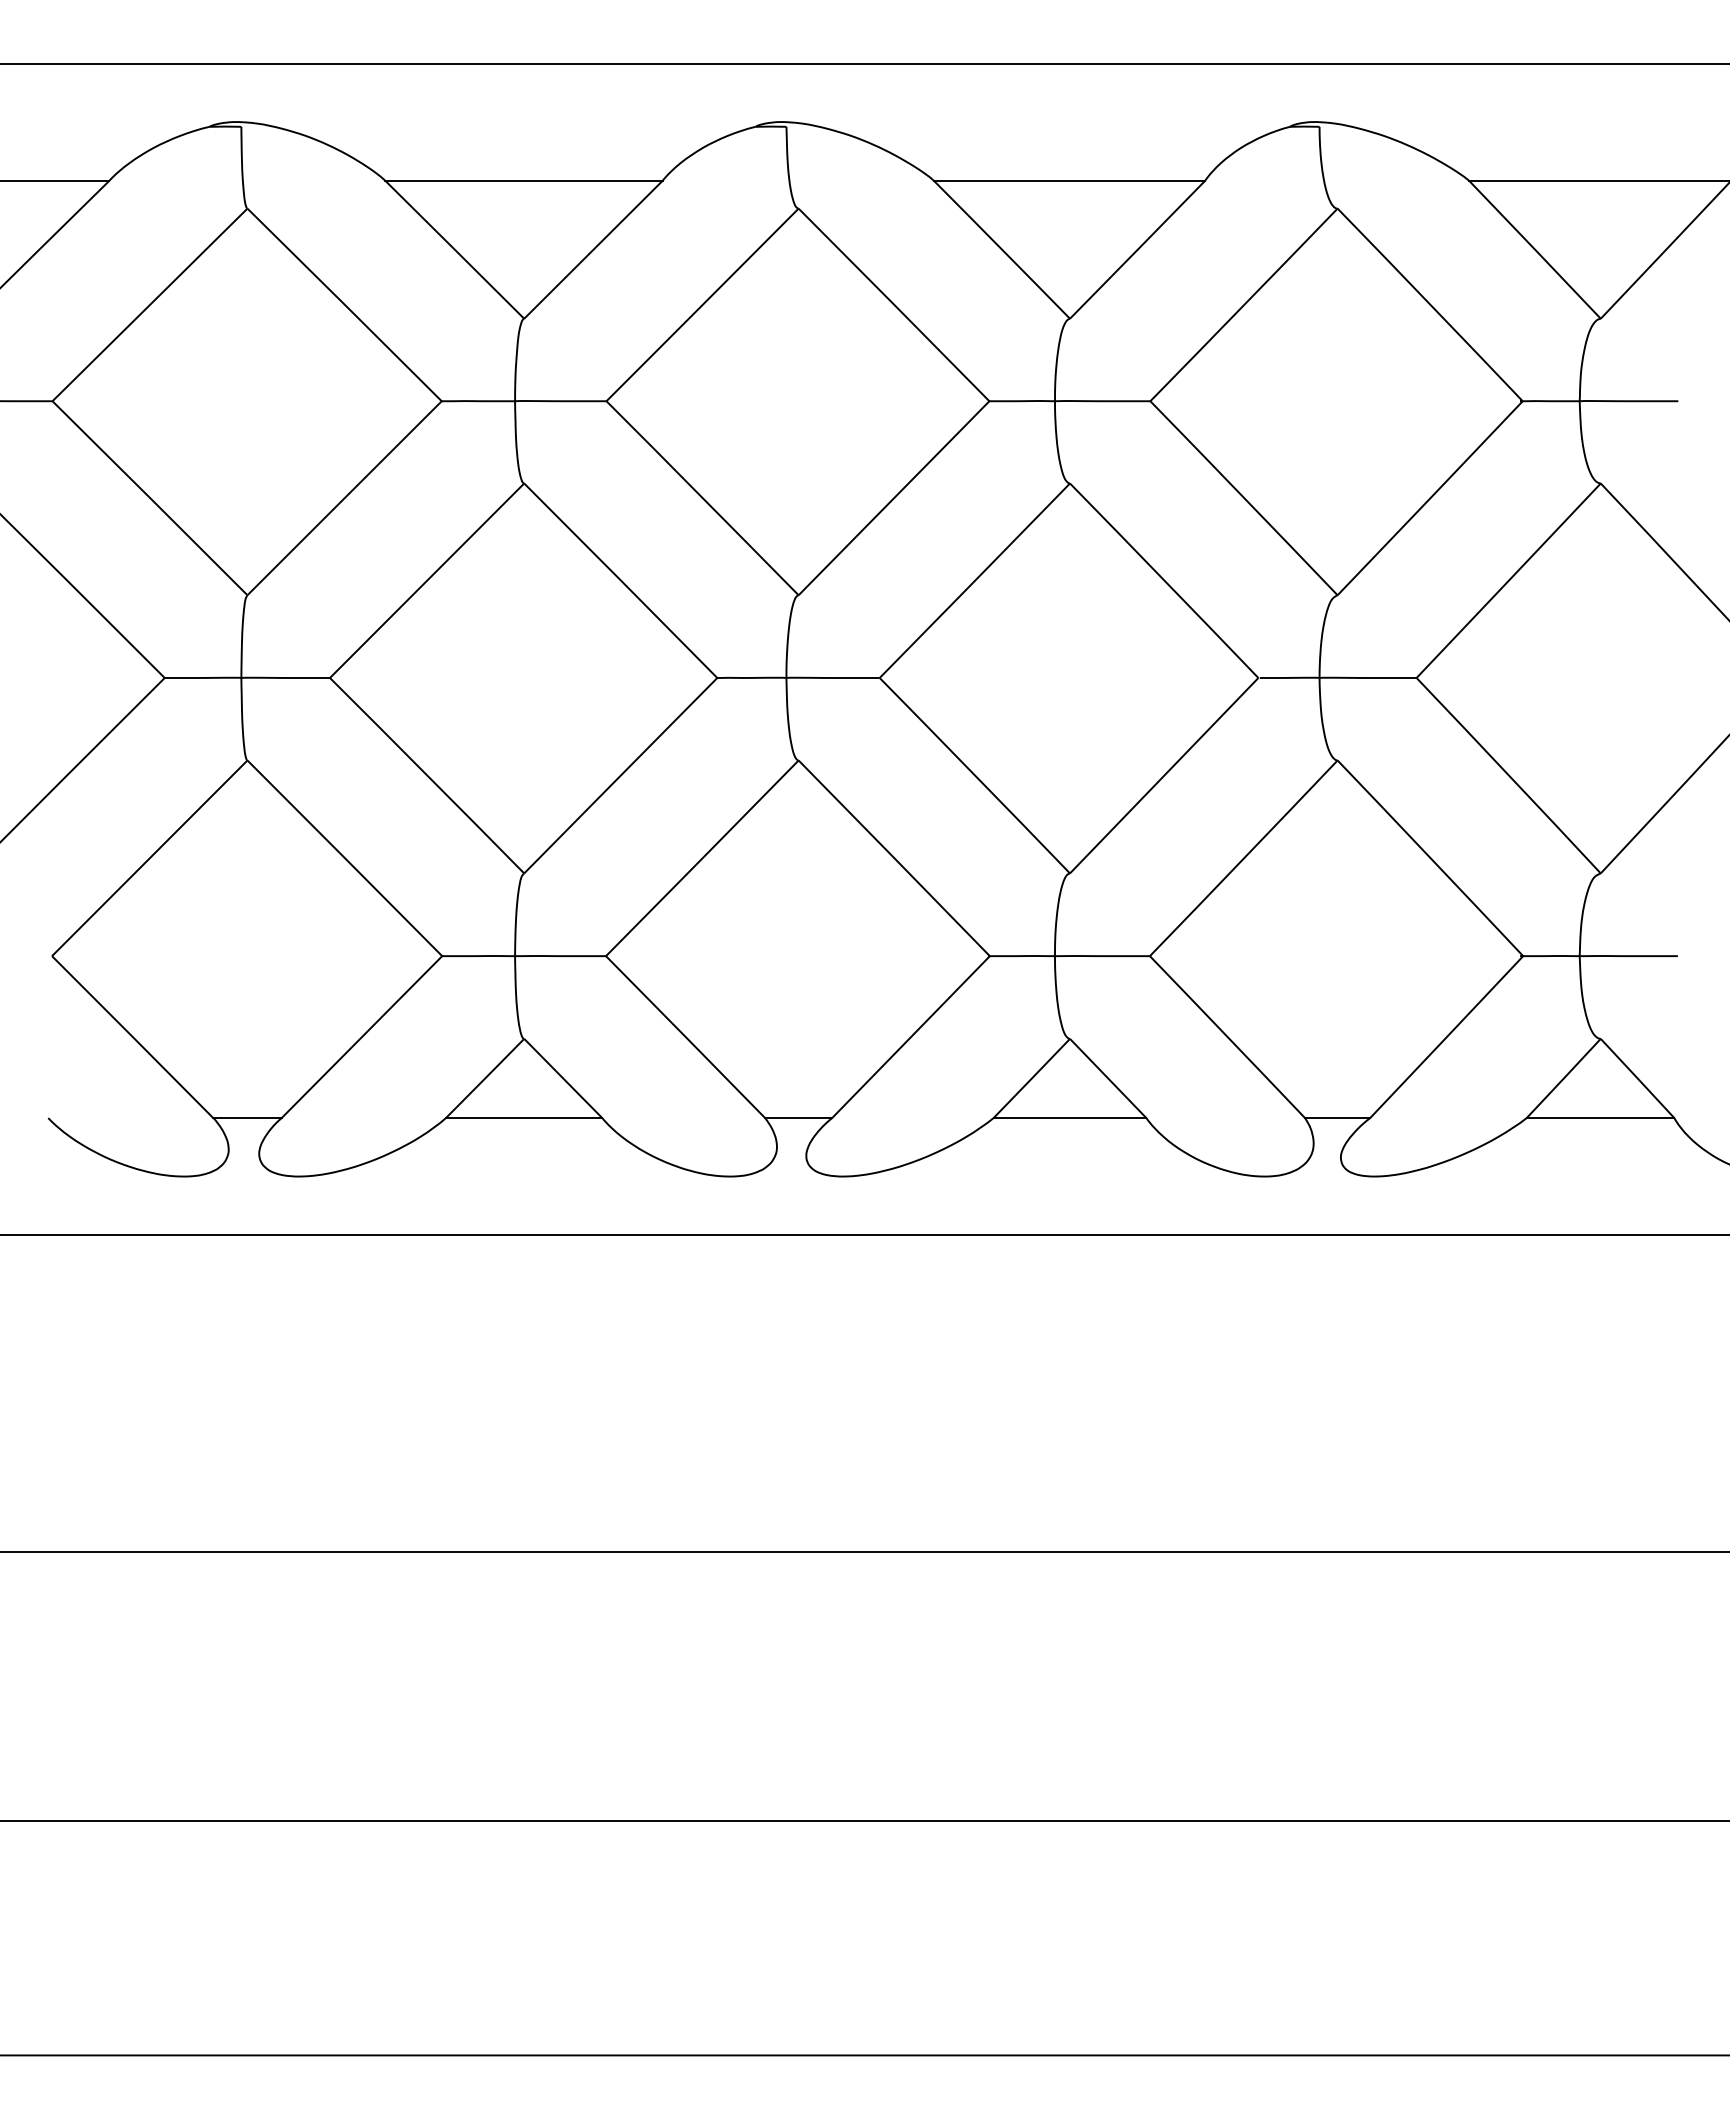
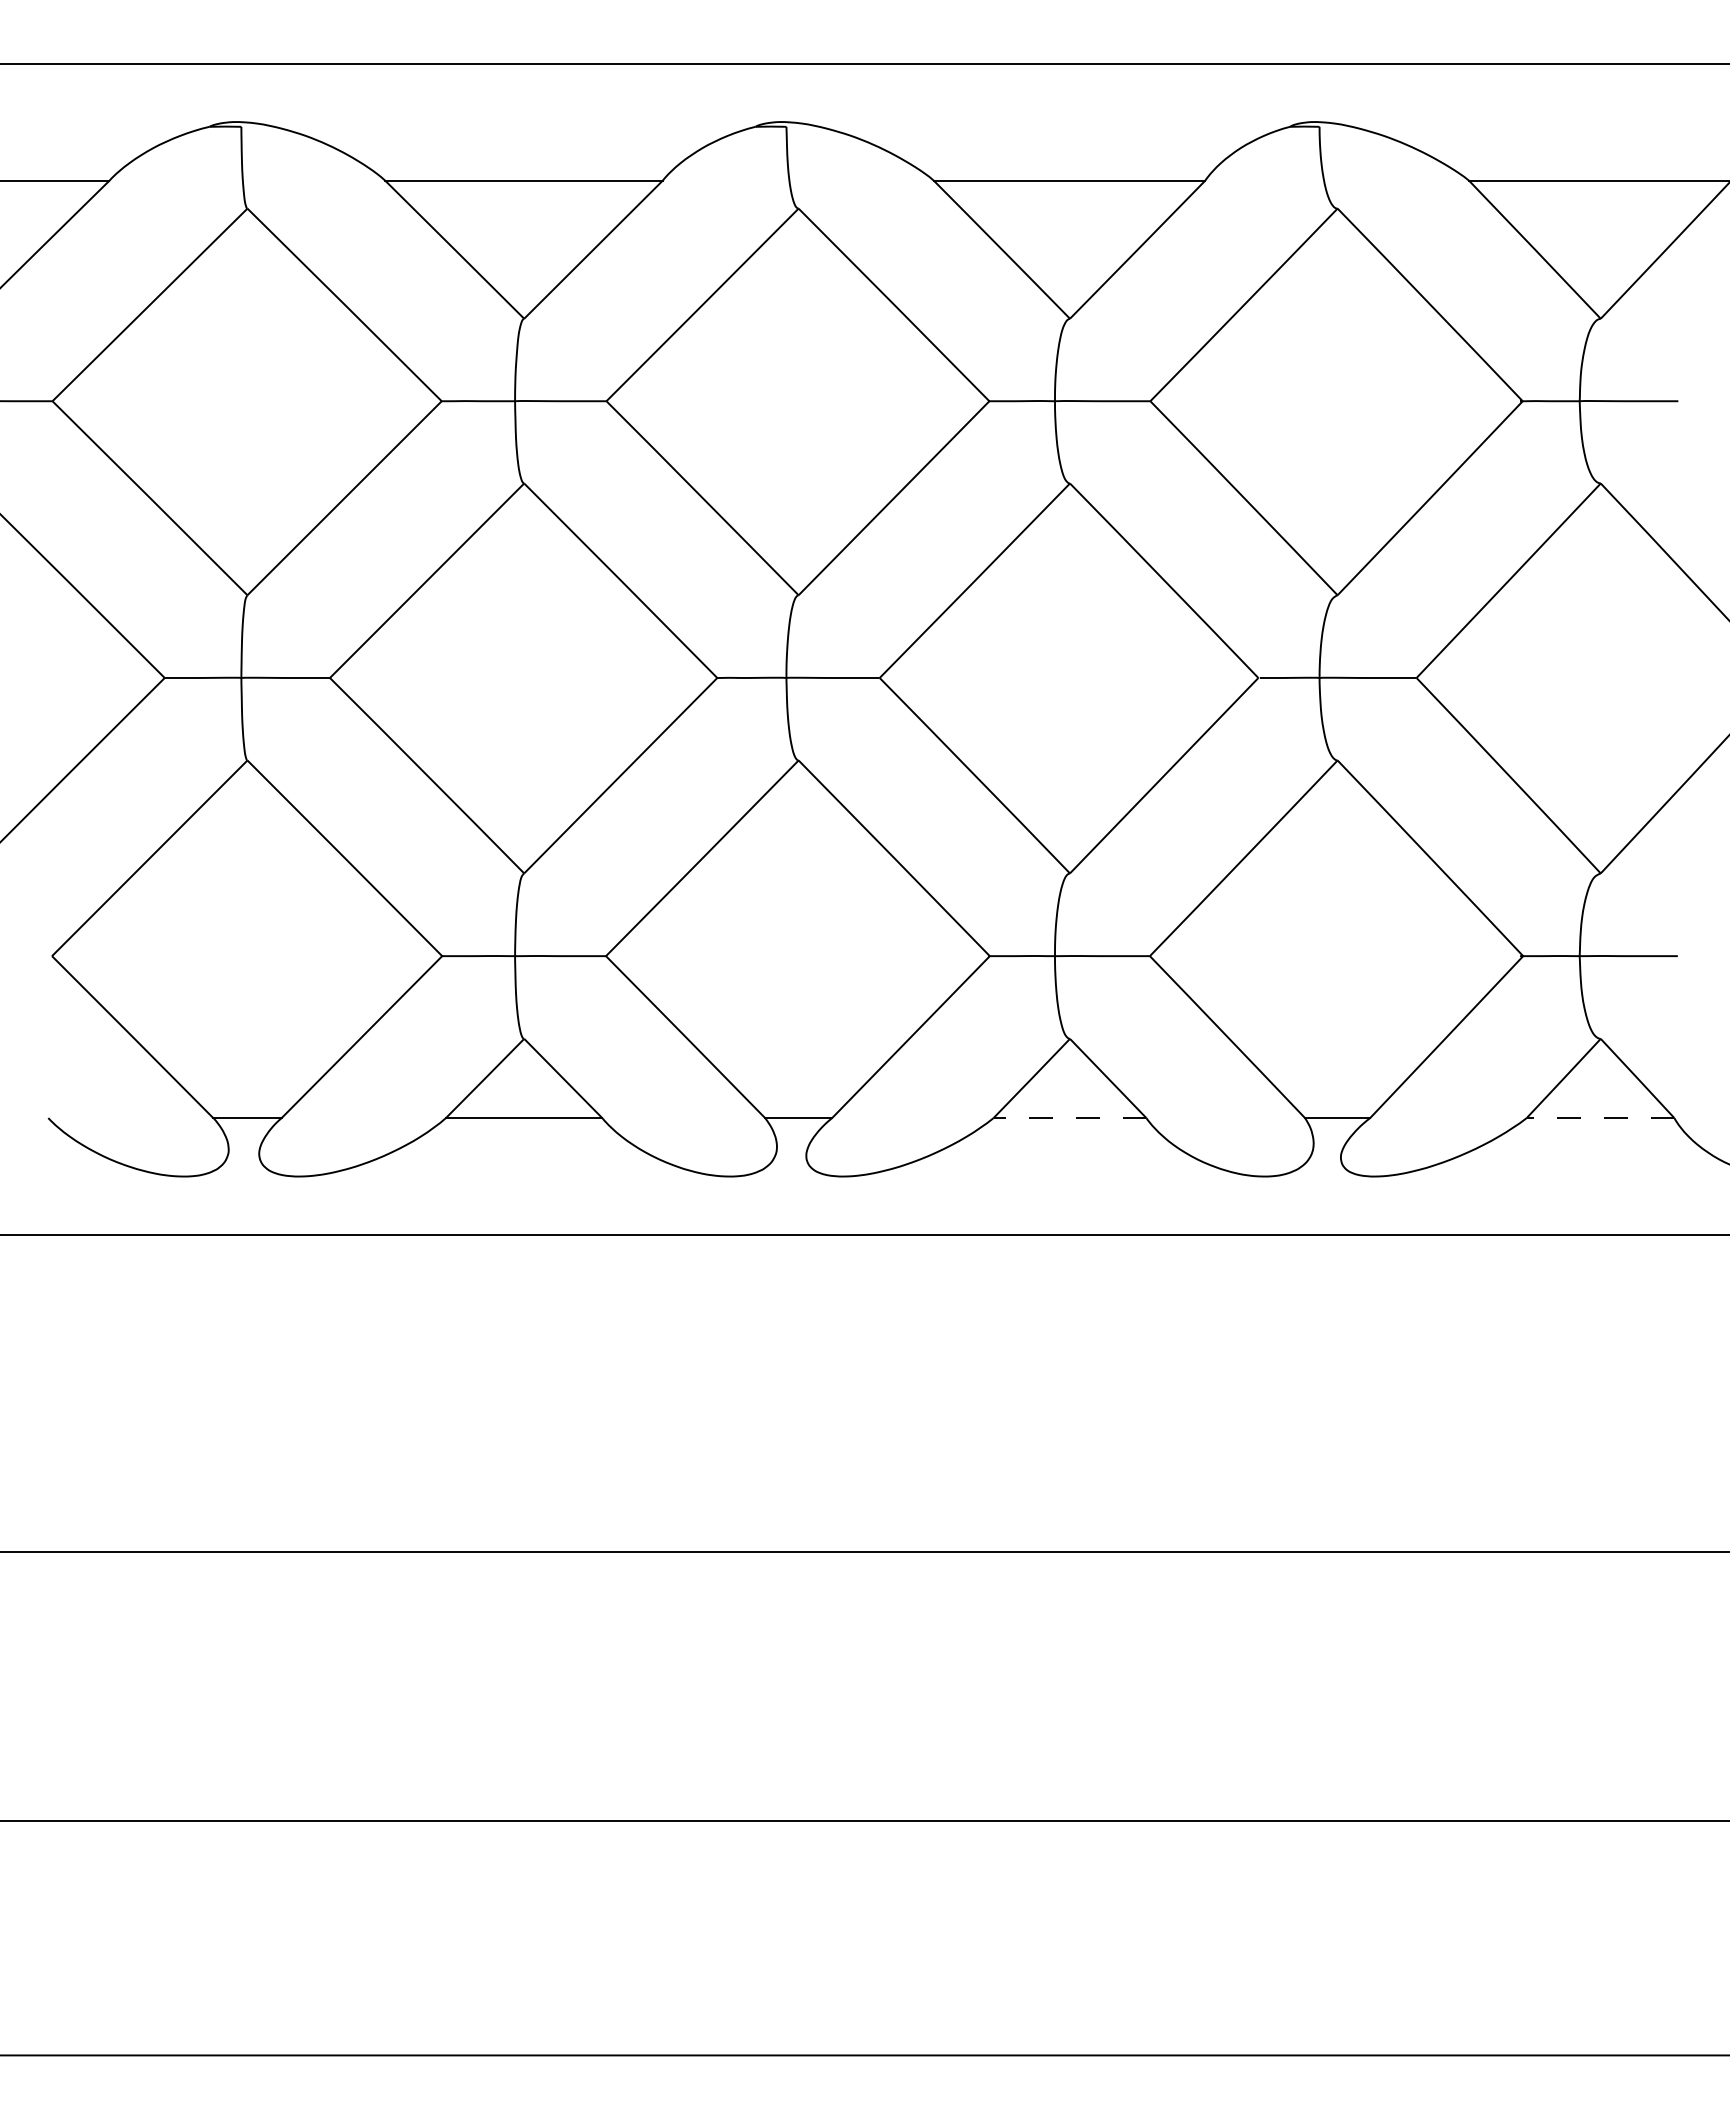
line: solid -> dashed (1069, 1118)
line: solid -> dashed (1600, 1118)
